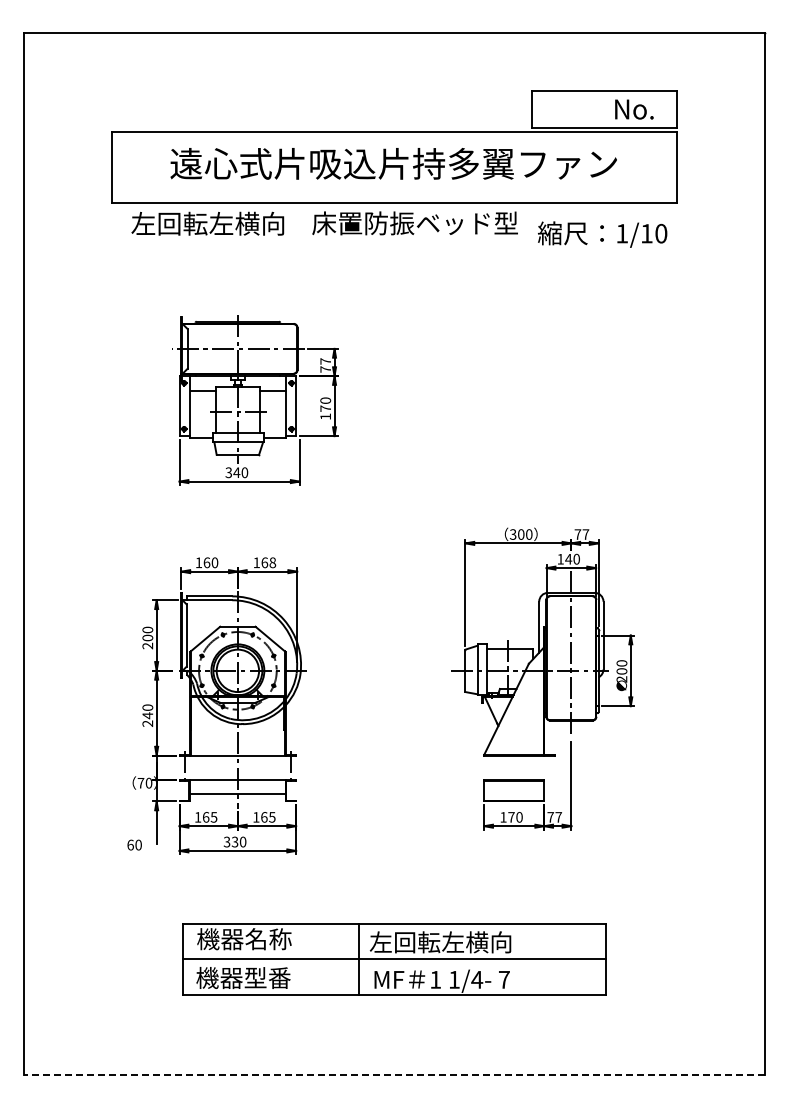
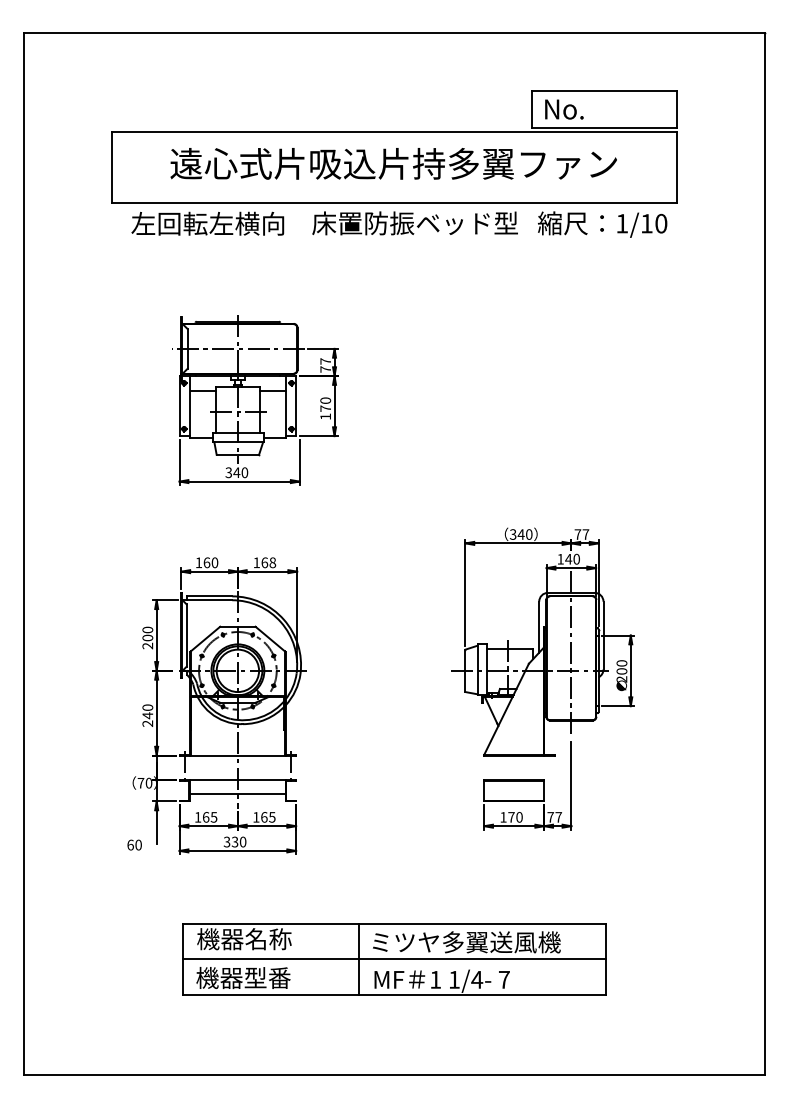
text position: (634, 109) -> (564, 109) (564, 109)
text position: (602, 234) -> (602, 224) (602, 224)
text: 300 -> 340 (520, 534)
text: 左回転左横向 -> ミツヤ多翼送風機 (464, 942)
line: dashed -> solid (394, 1074)
